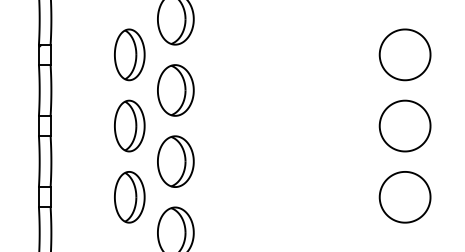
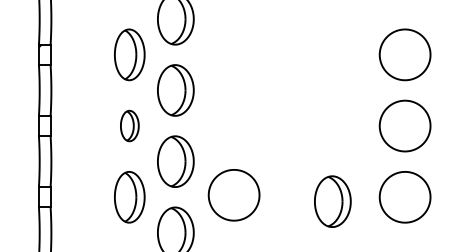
part size: 32x54 px -> 20x34 px (129, 125)
part: none -> present (233, 195)
part: none -> present (332, 201)
